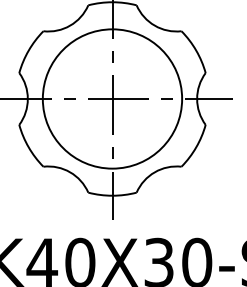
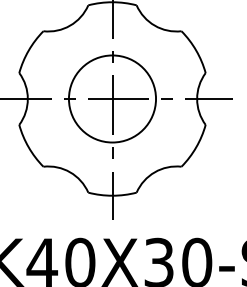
circle diameter: 139 px -> 87 px (112, 98)
